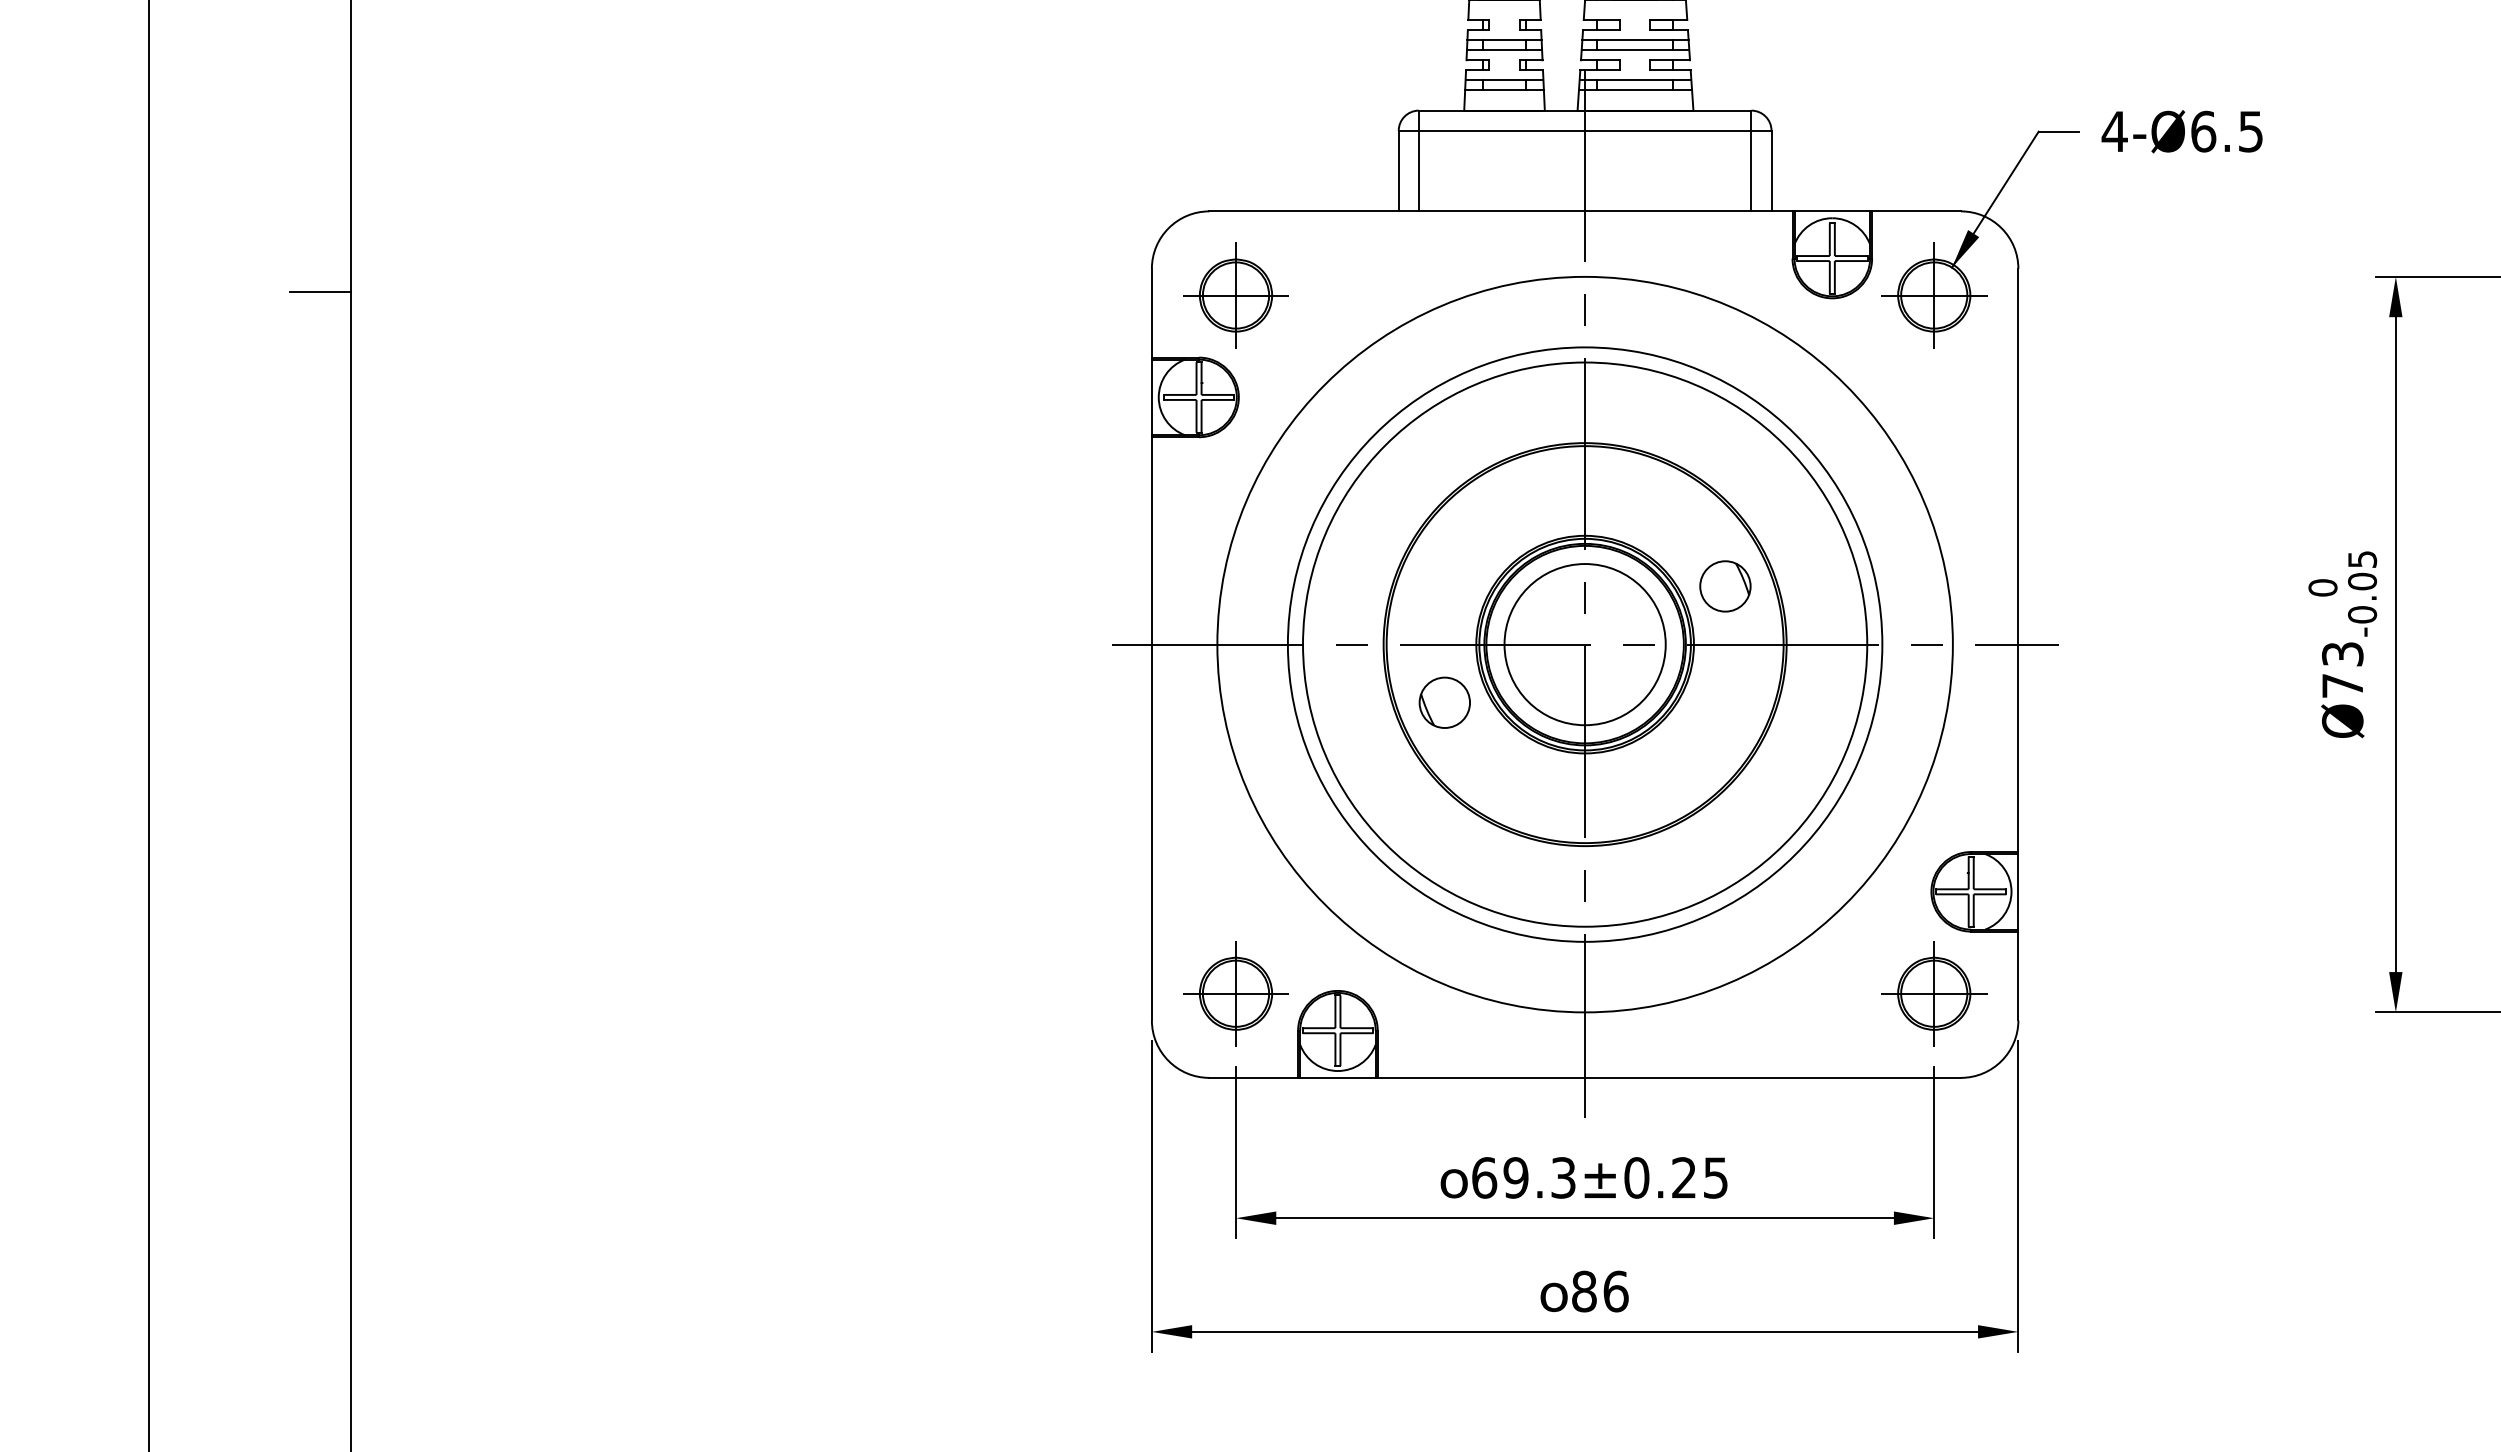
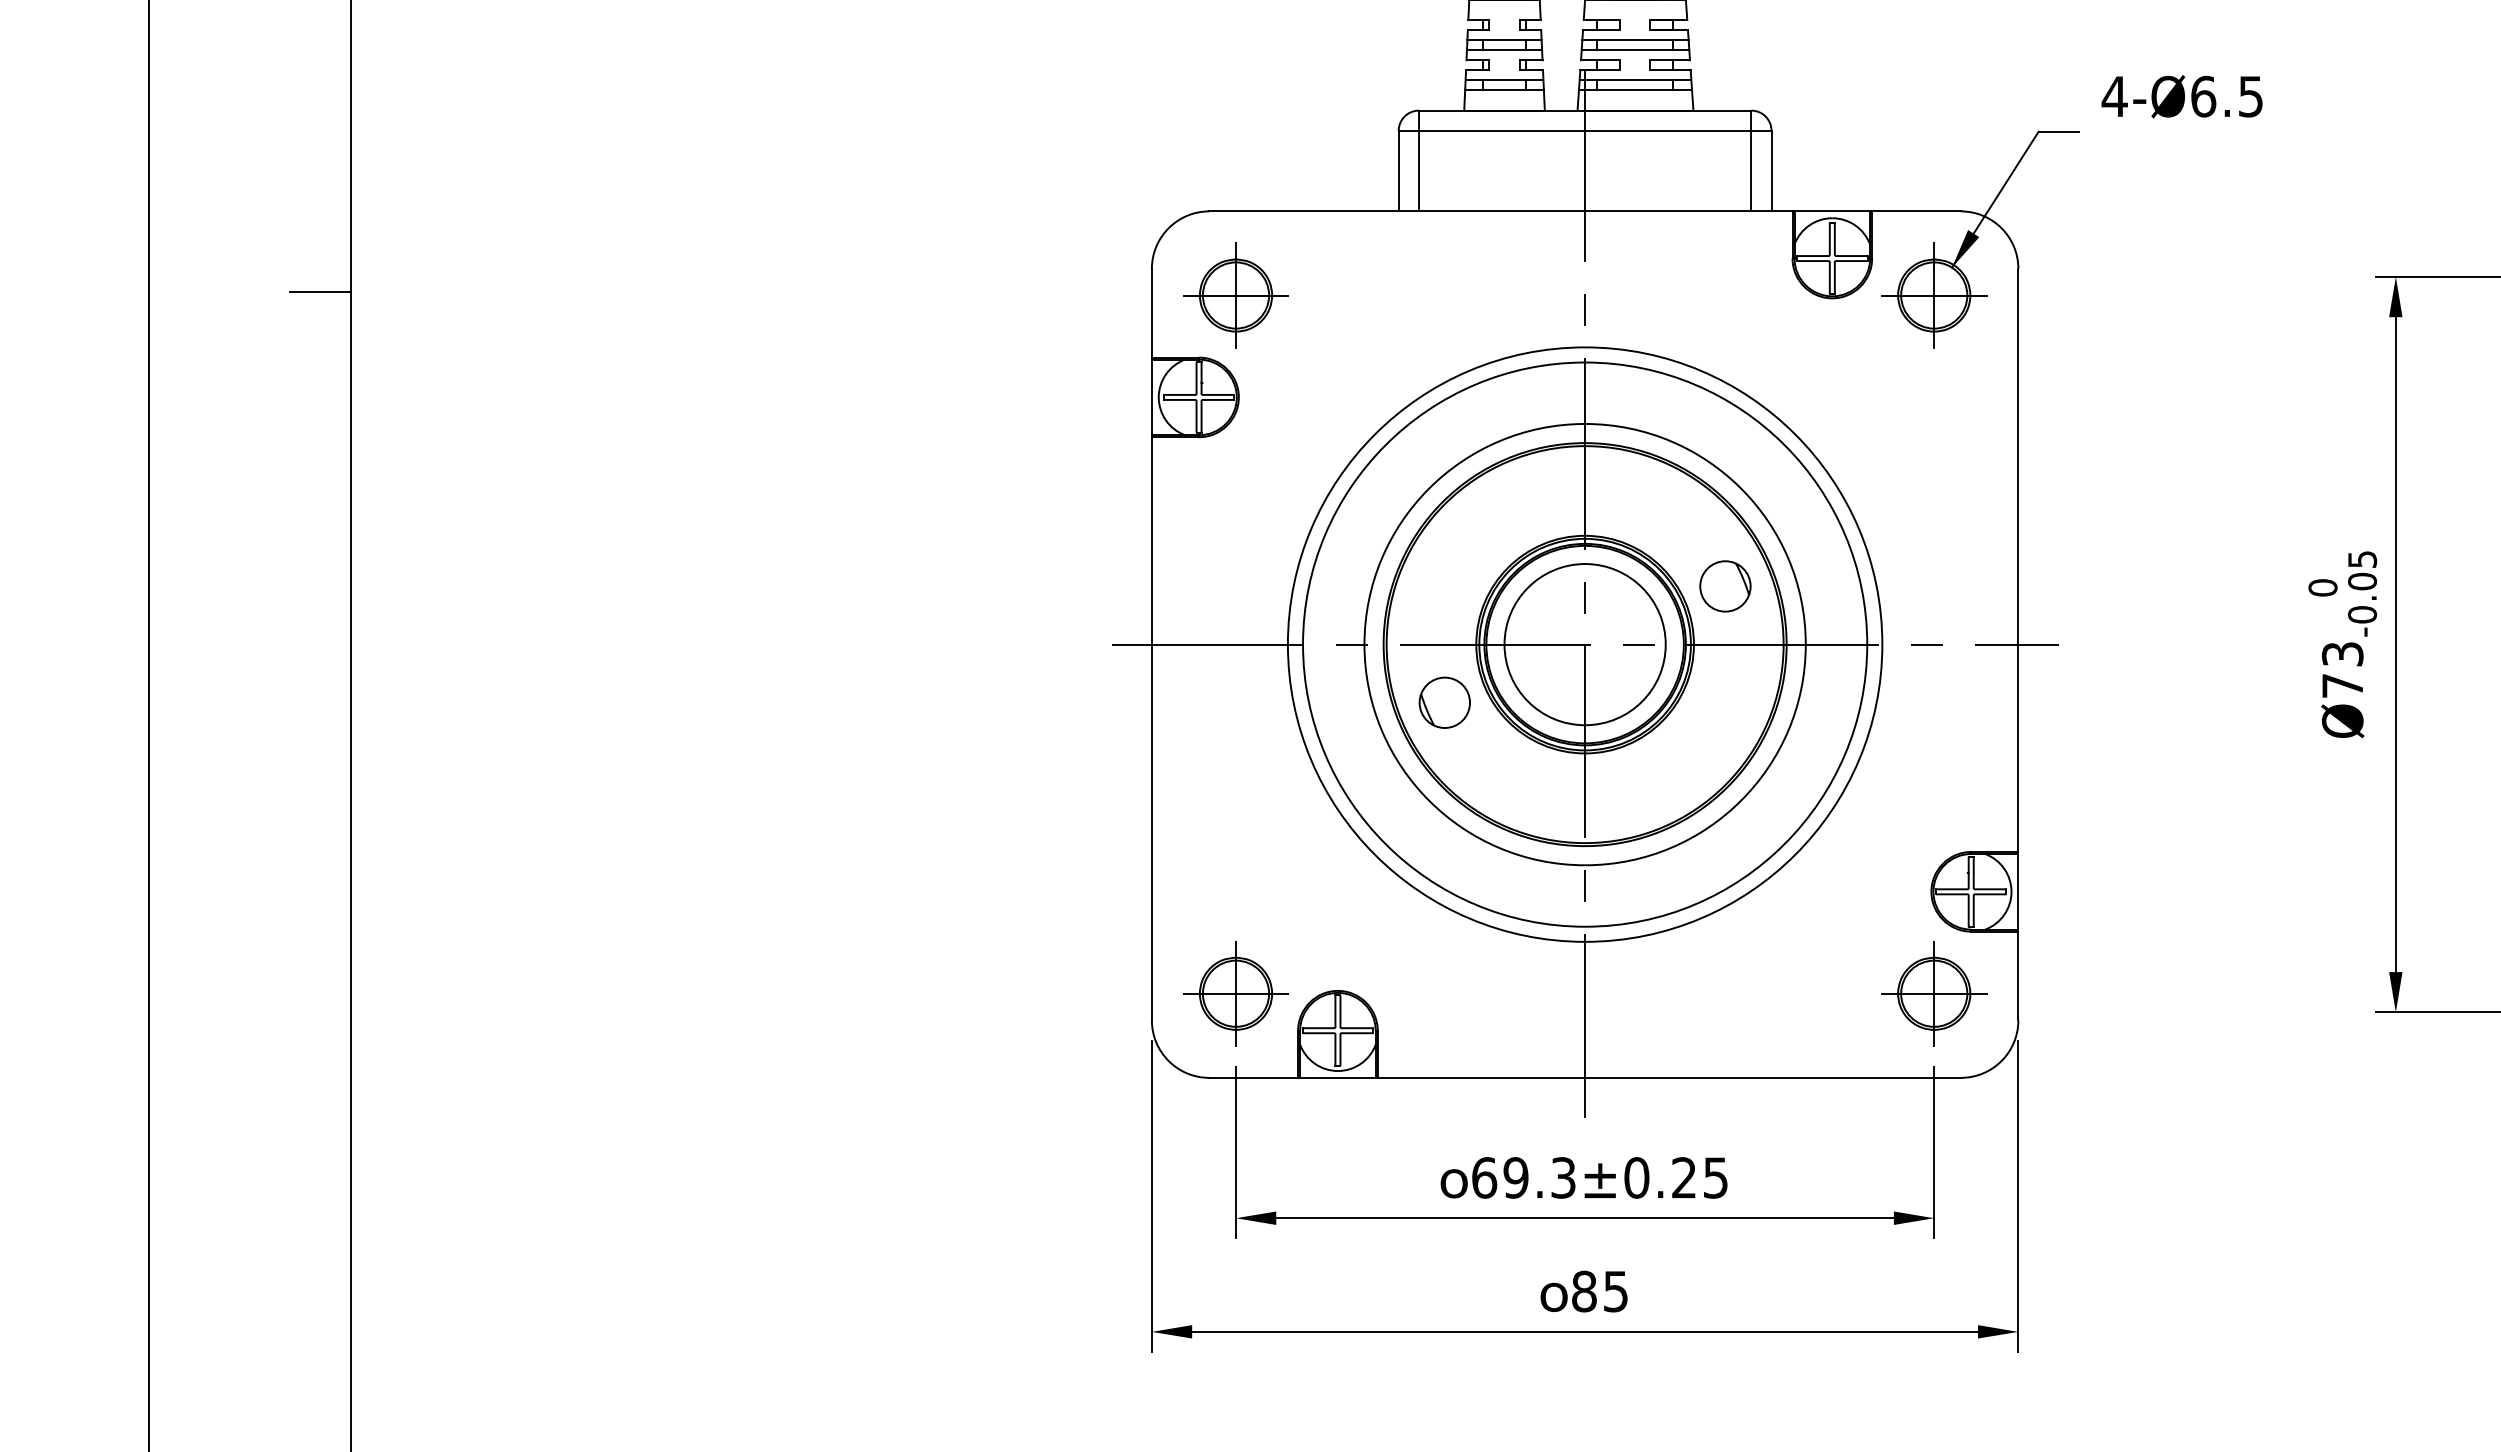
text position: (2181, 131) -> (2181, 96) (2181, 96)
circle diameter: 736 px -> 441 px (1584, 644)
text: 86 -> 85 (1615, 1291)
